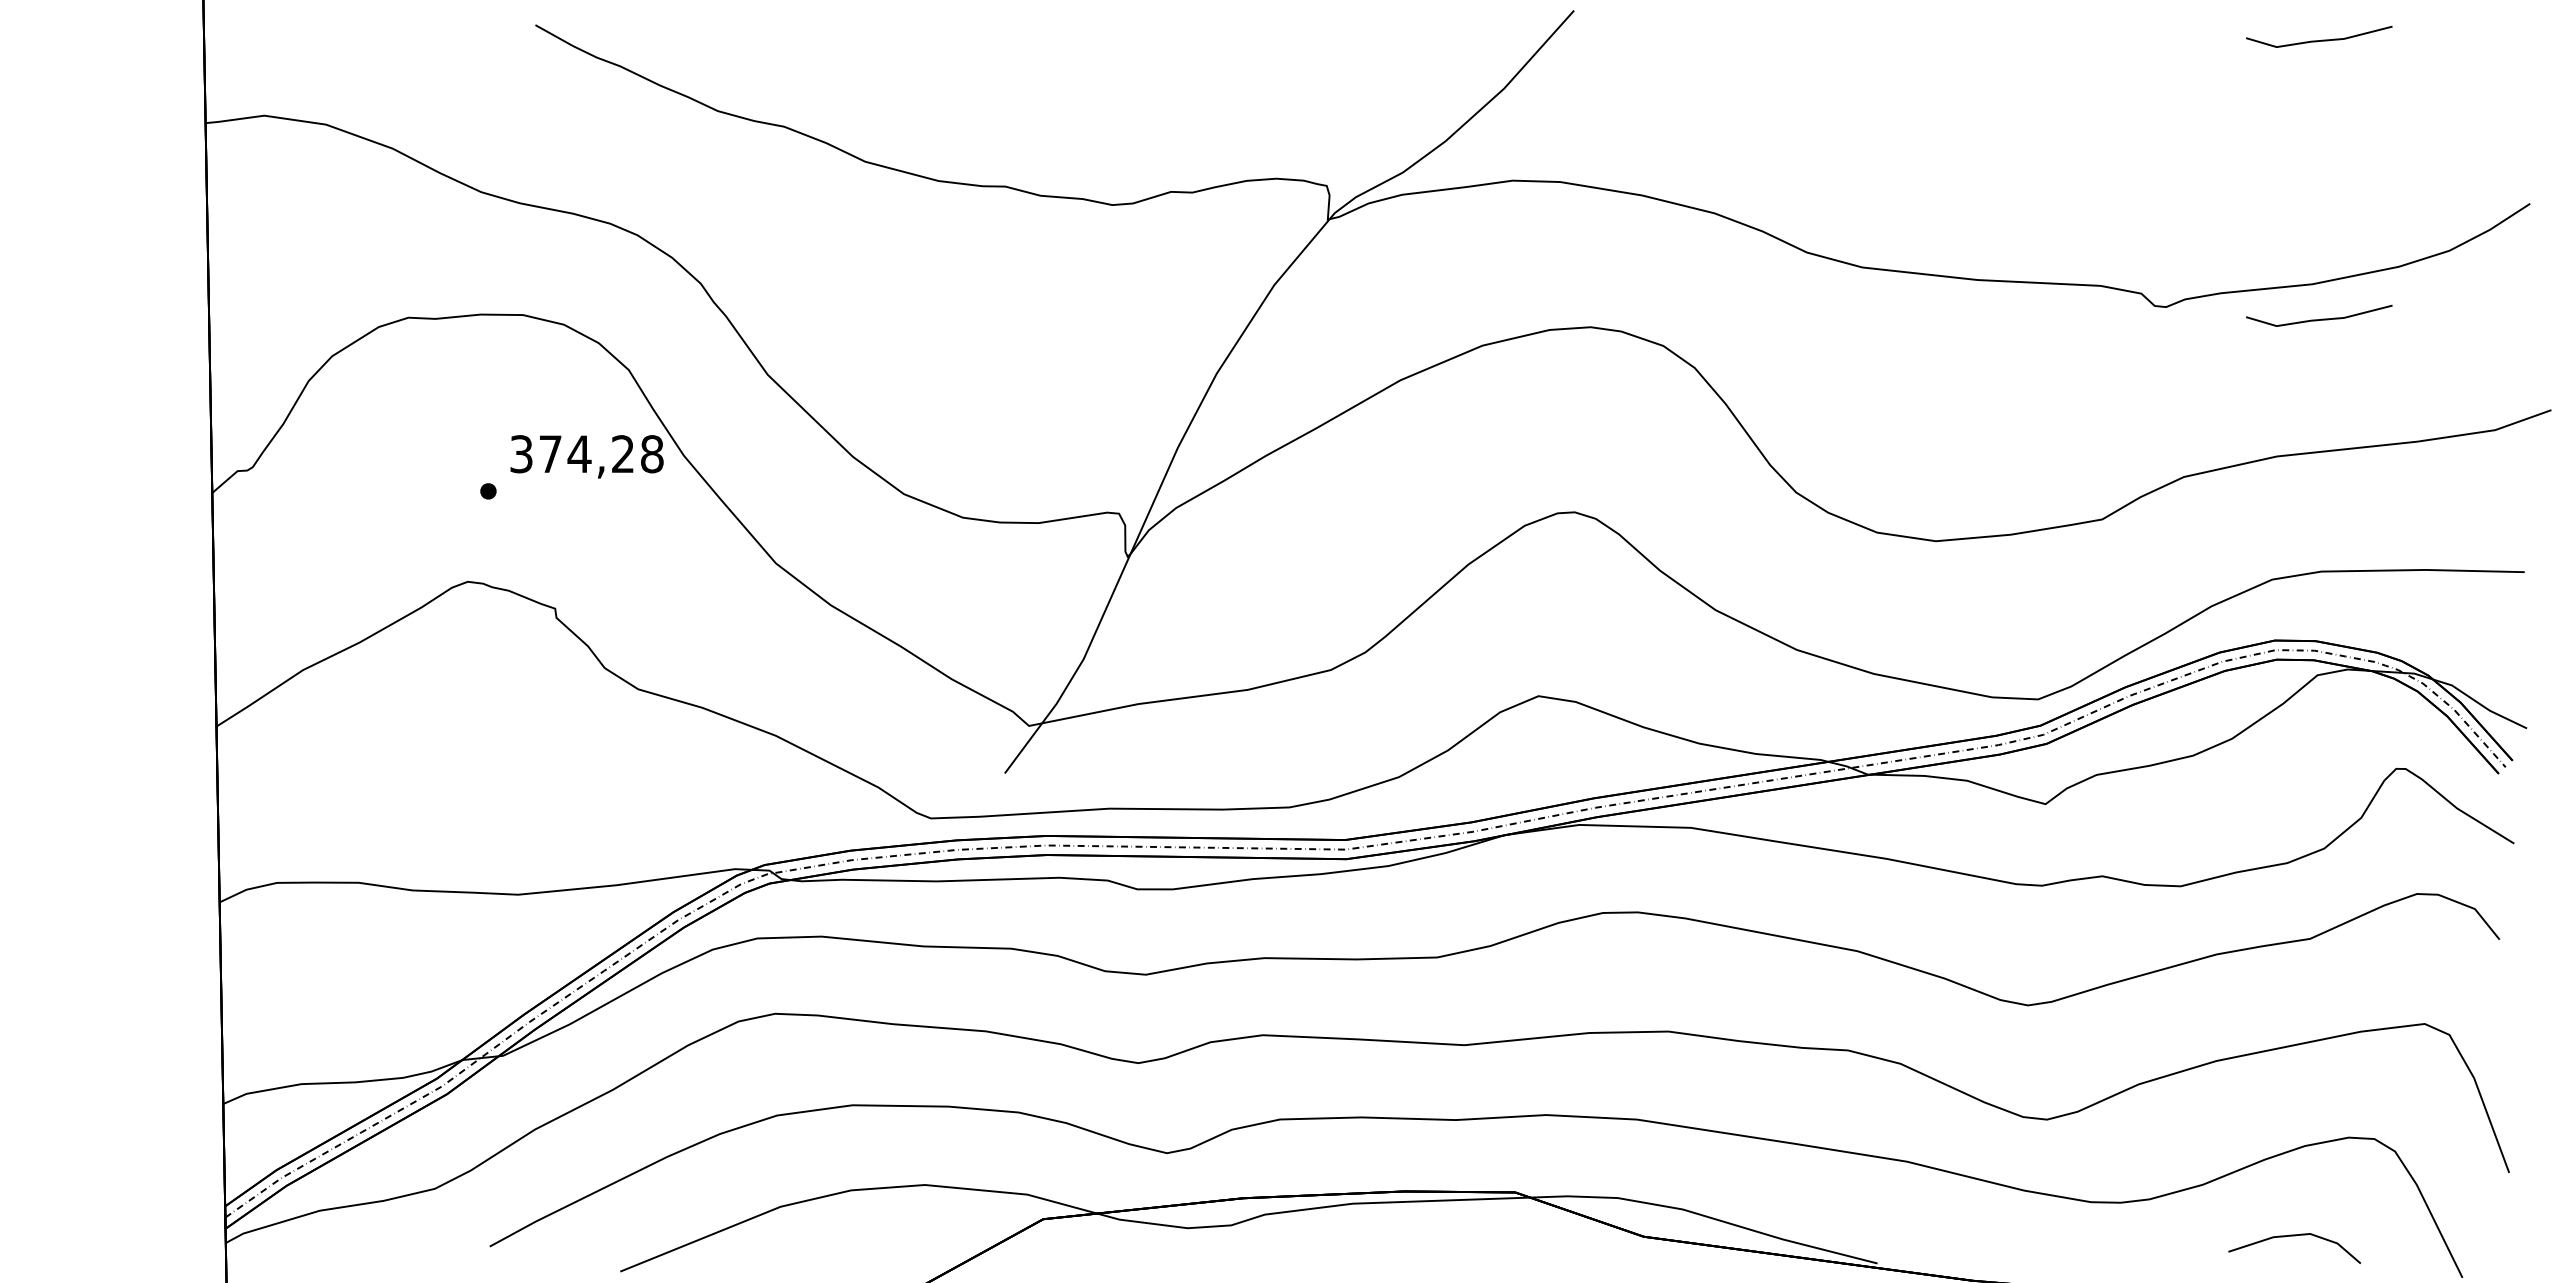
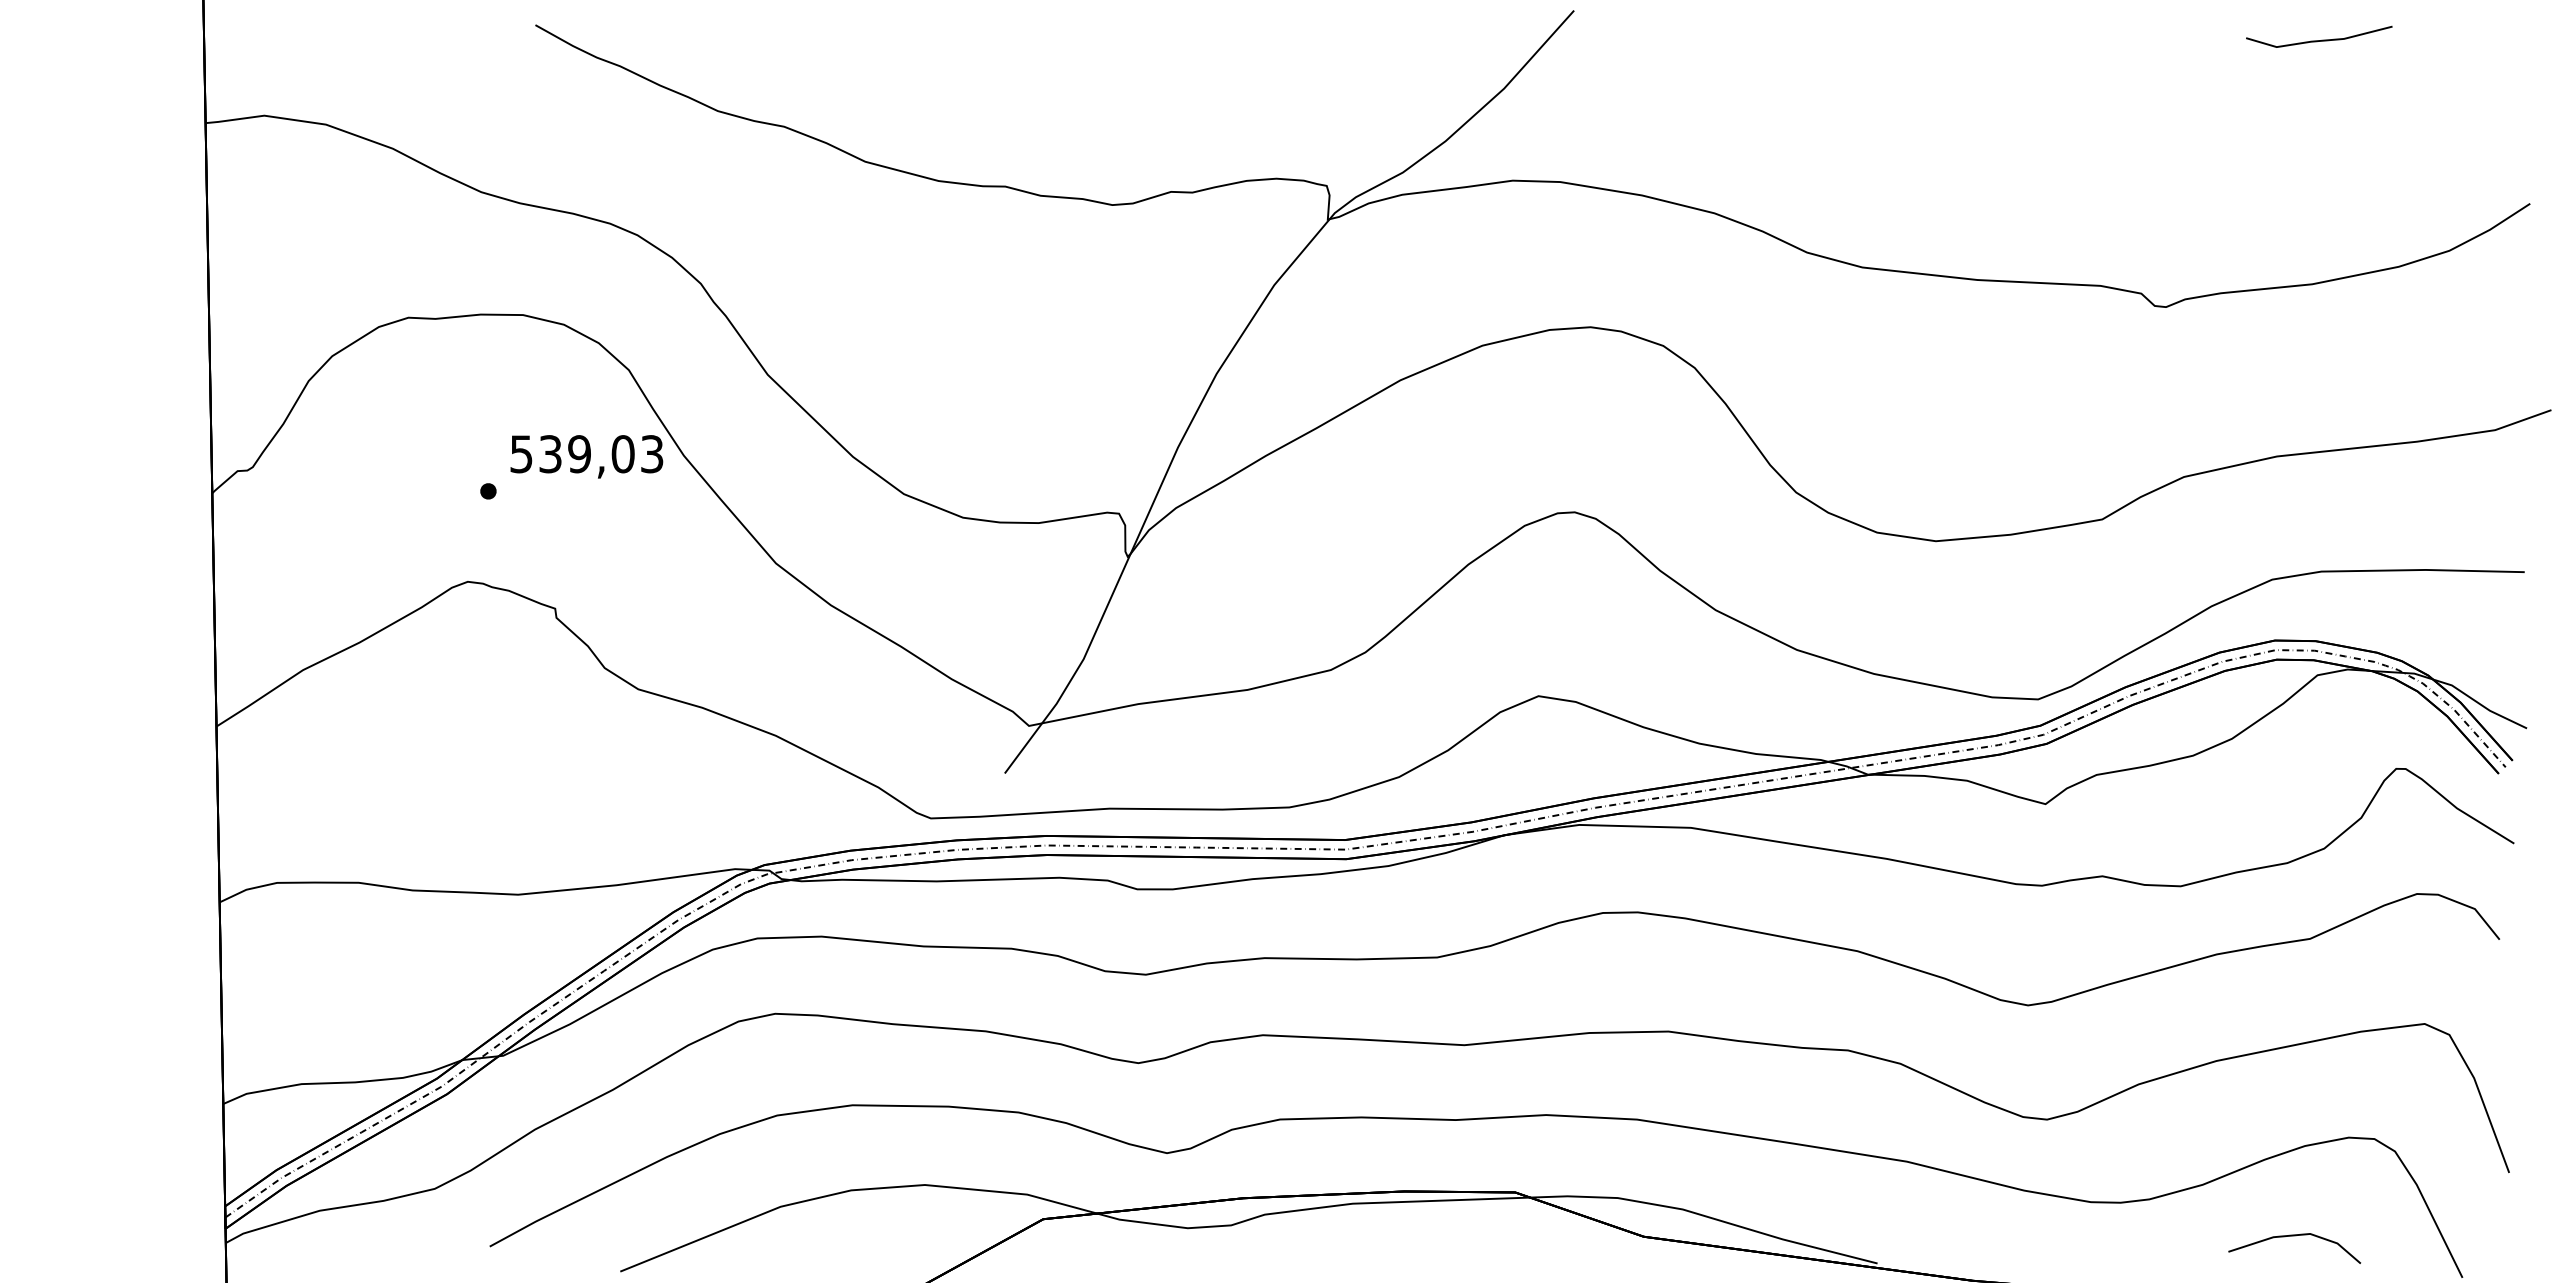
line: present -> none (2321, 318)
text: 374,28 -> 539,03 (587, 454)
